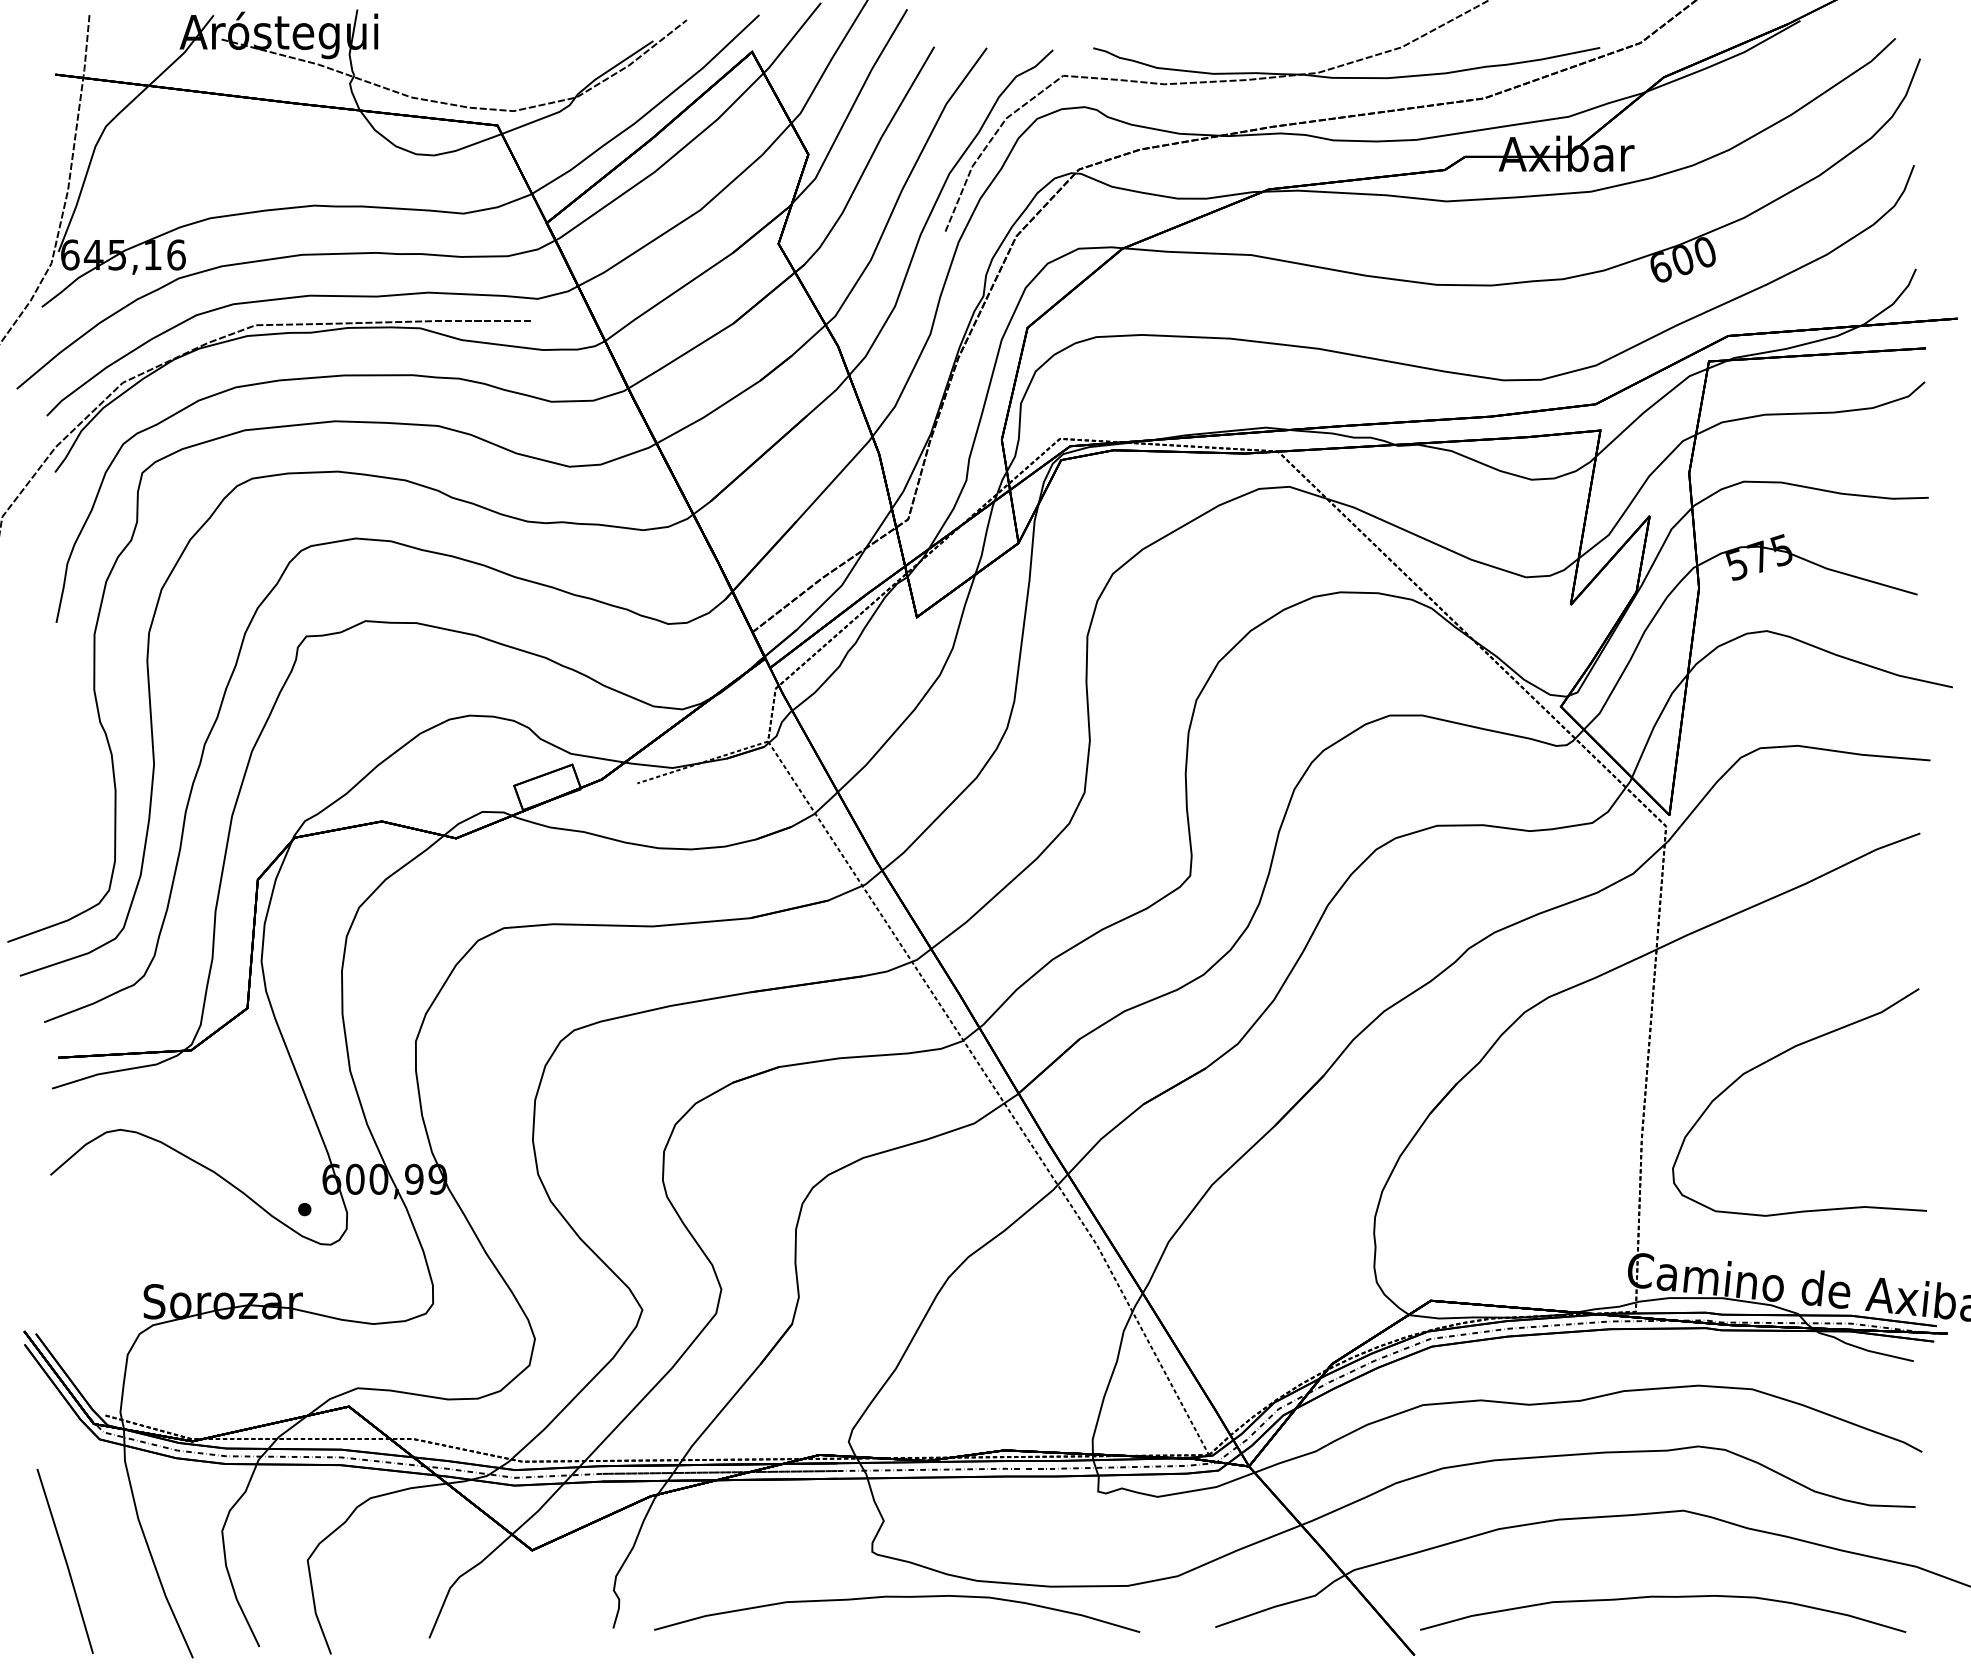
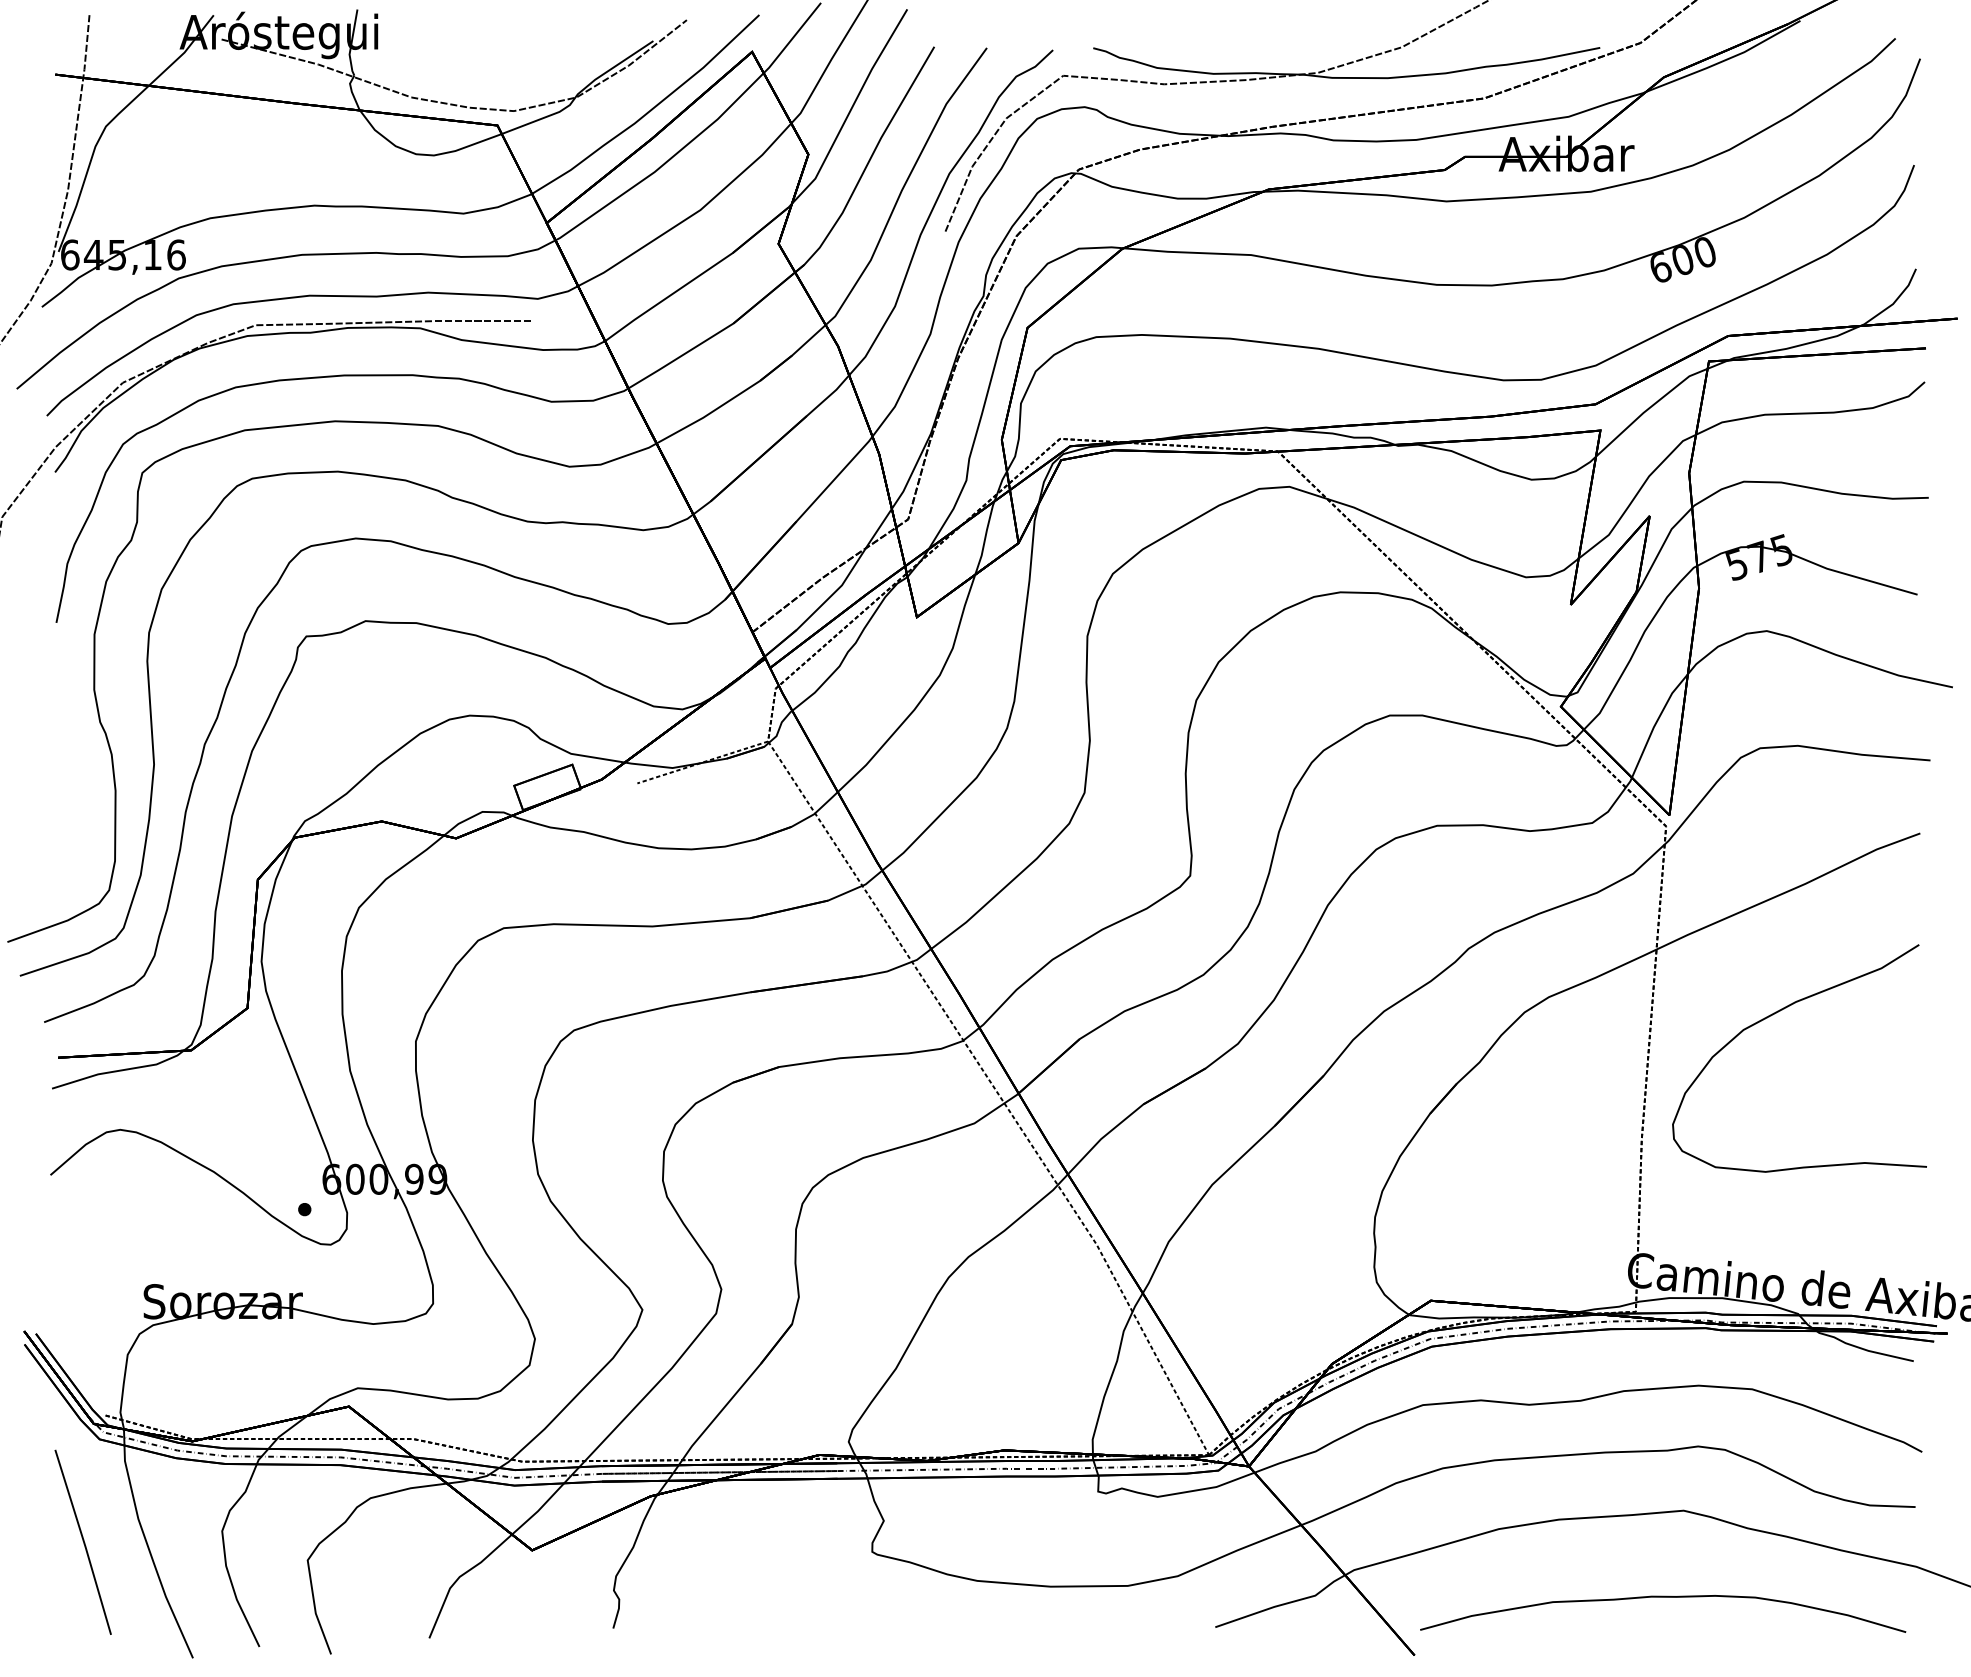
curve position: (1771, 1060) -> (1771, 1016) (1771, 1016)
line position: (64, 1560) -> (82, 1541) (82, 1541)
curve: present -> none (897, 1597)
